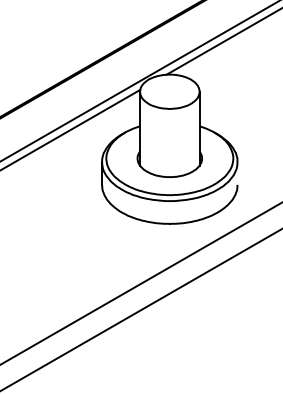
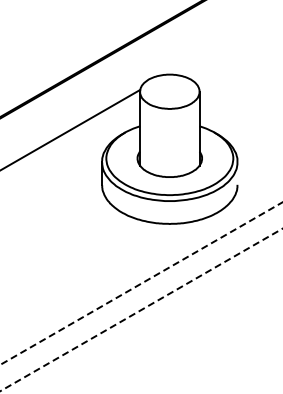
line: present -> none (222, 41)
line: present -> none (139, 81)
line: solid -> dashed (141, 283)
line: solid -> dashed (141, 309)
